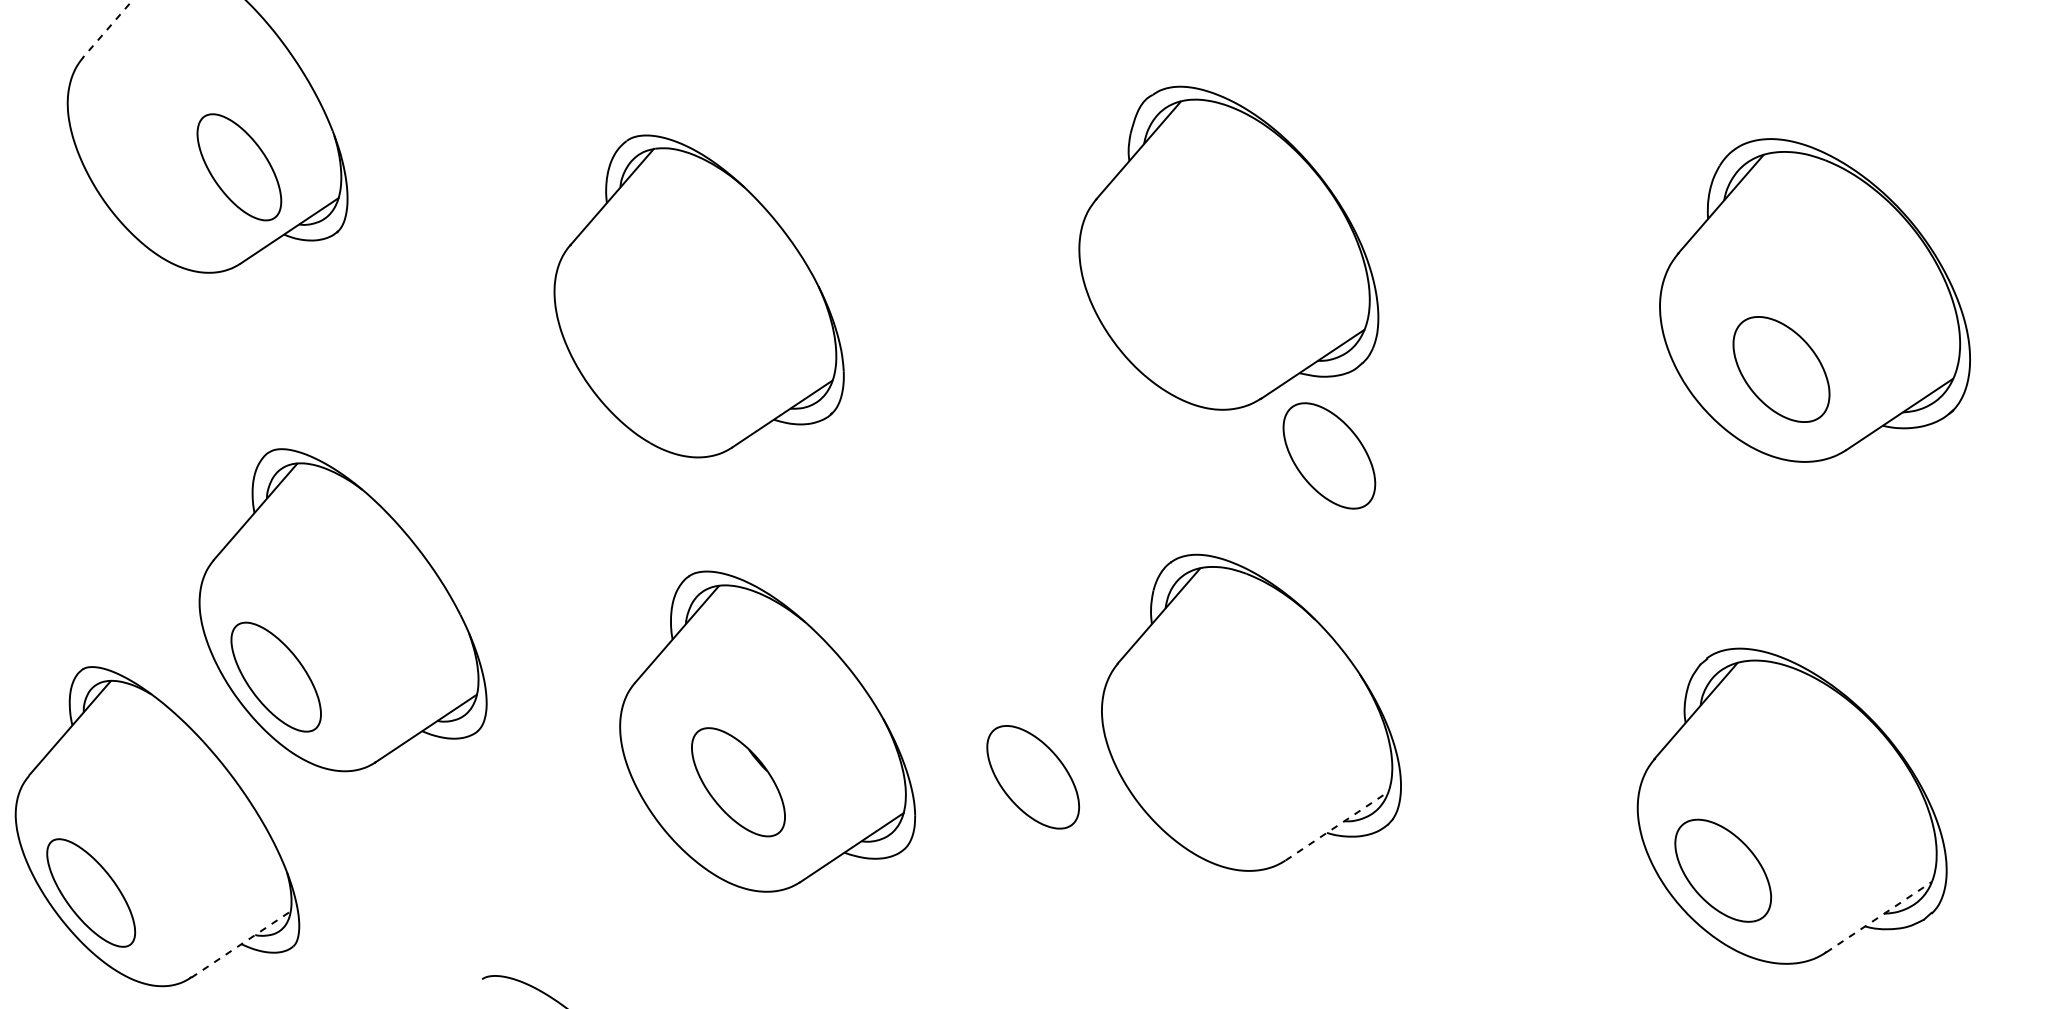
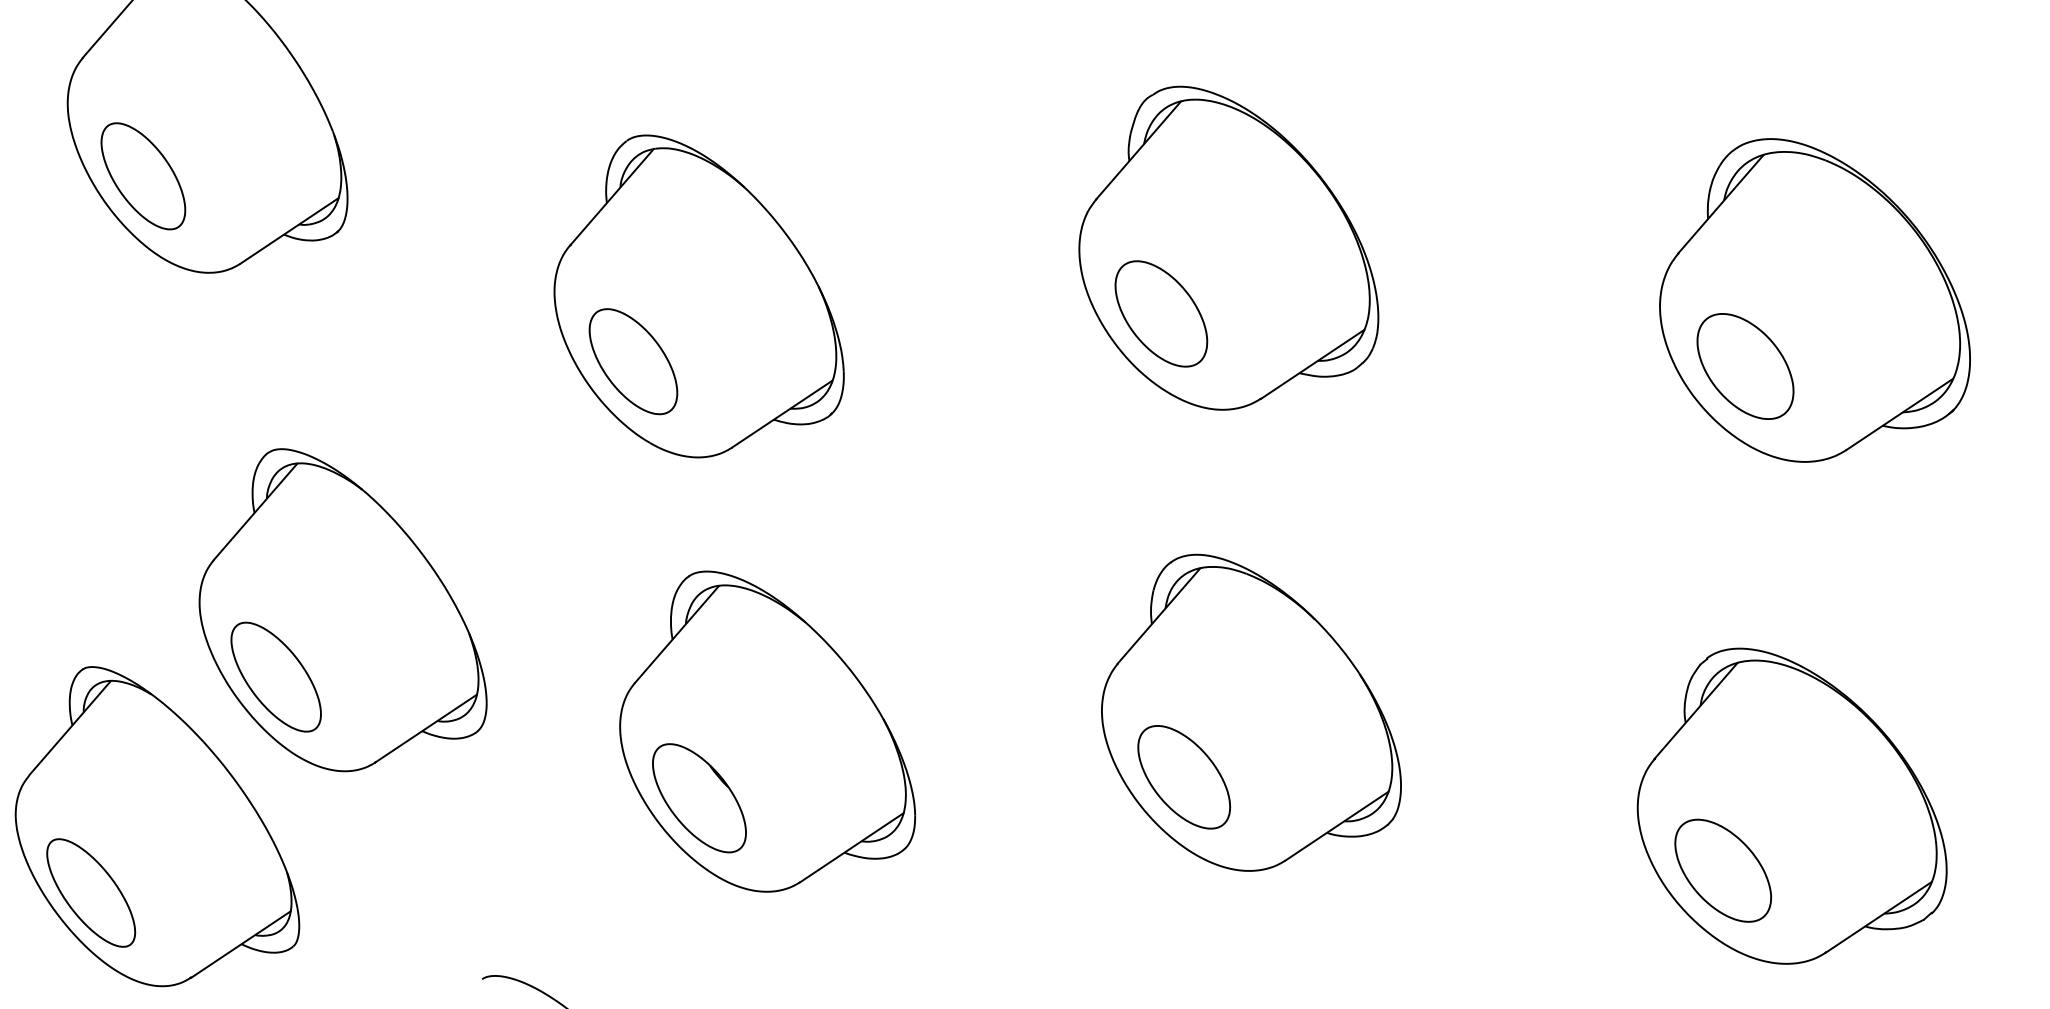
line: dashed -> solid (107, 29)
part position: (239, 167) -> (143, 176) (143, 176)
part: none -> present (633, 361)
part position: (1781, 369) -> (1745, 366) (1745, 366)
part position: (1329, 455) -> (1161, 313) (1161, 313)
part position: (1033, 777) -> (1184, 777) (1184, 777)
part position: (738, 782) -> (699, 798) (699, 798)
line: dashed -> solid (1337, 826)
line: dashed -> solid (1879, 917)
line: dashed -> solid (240, 944)
